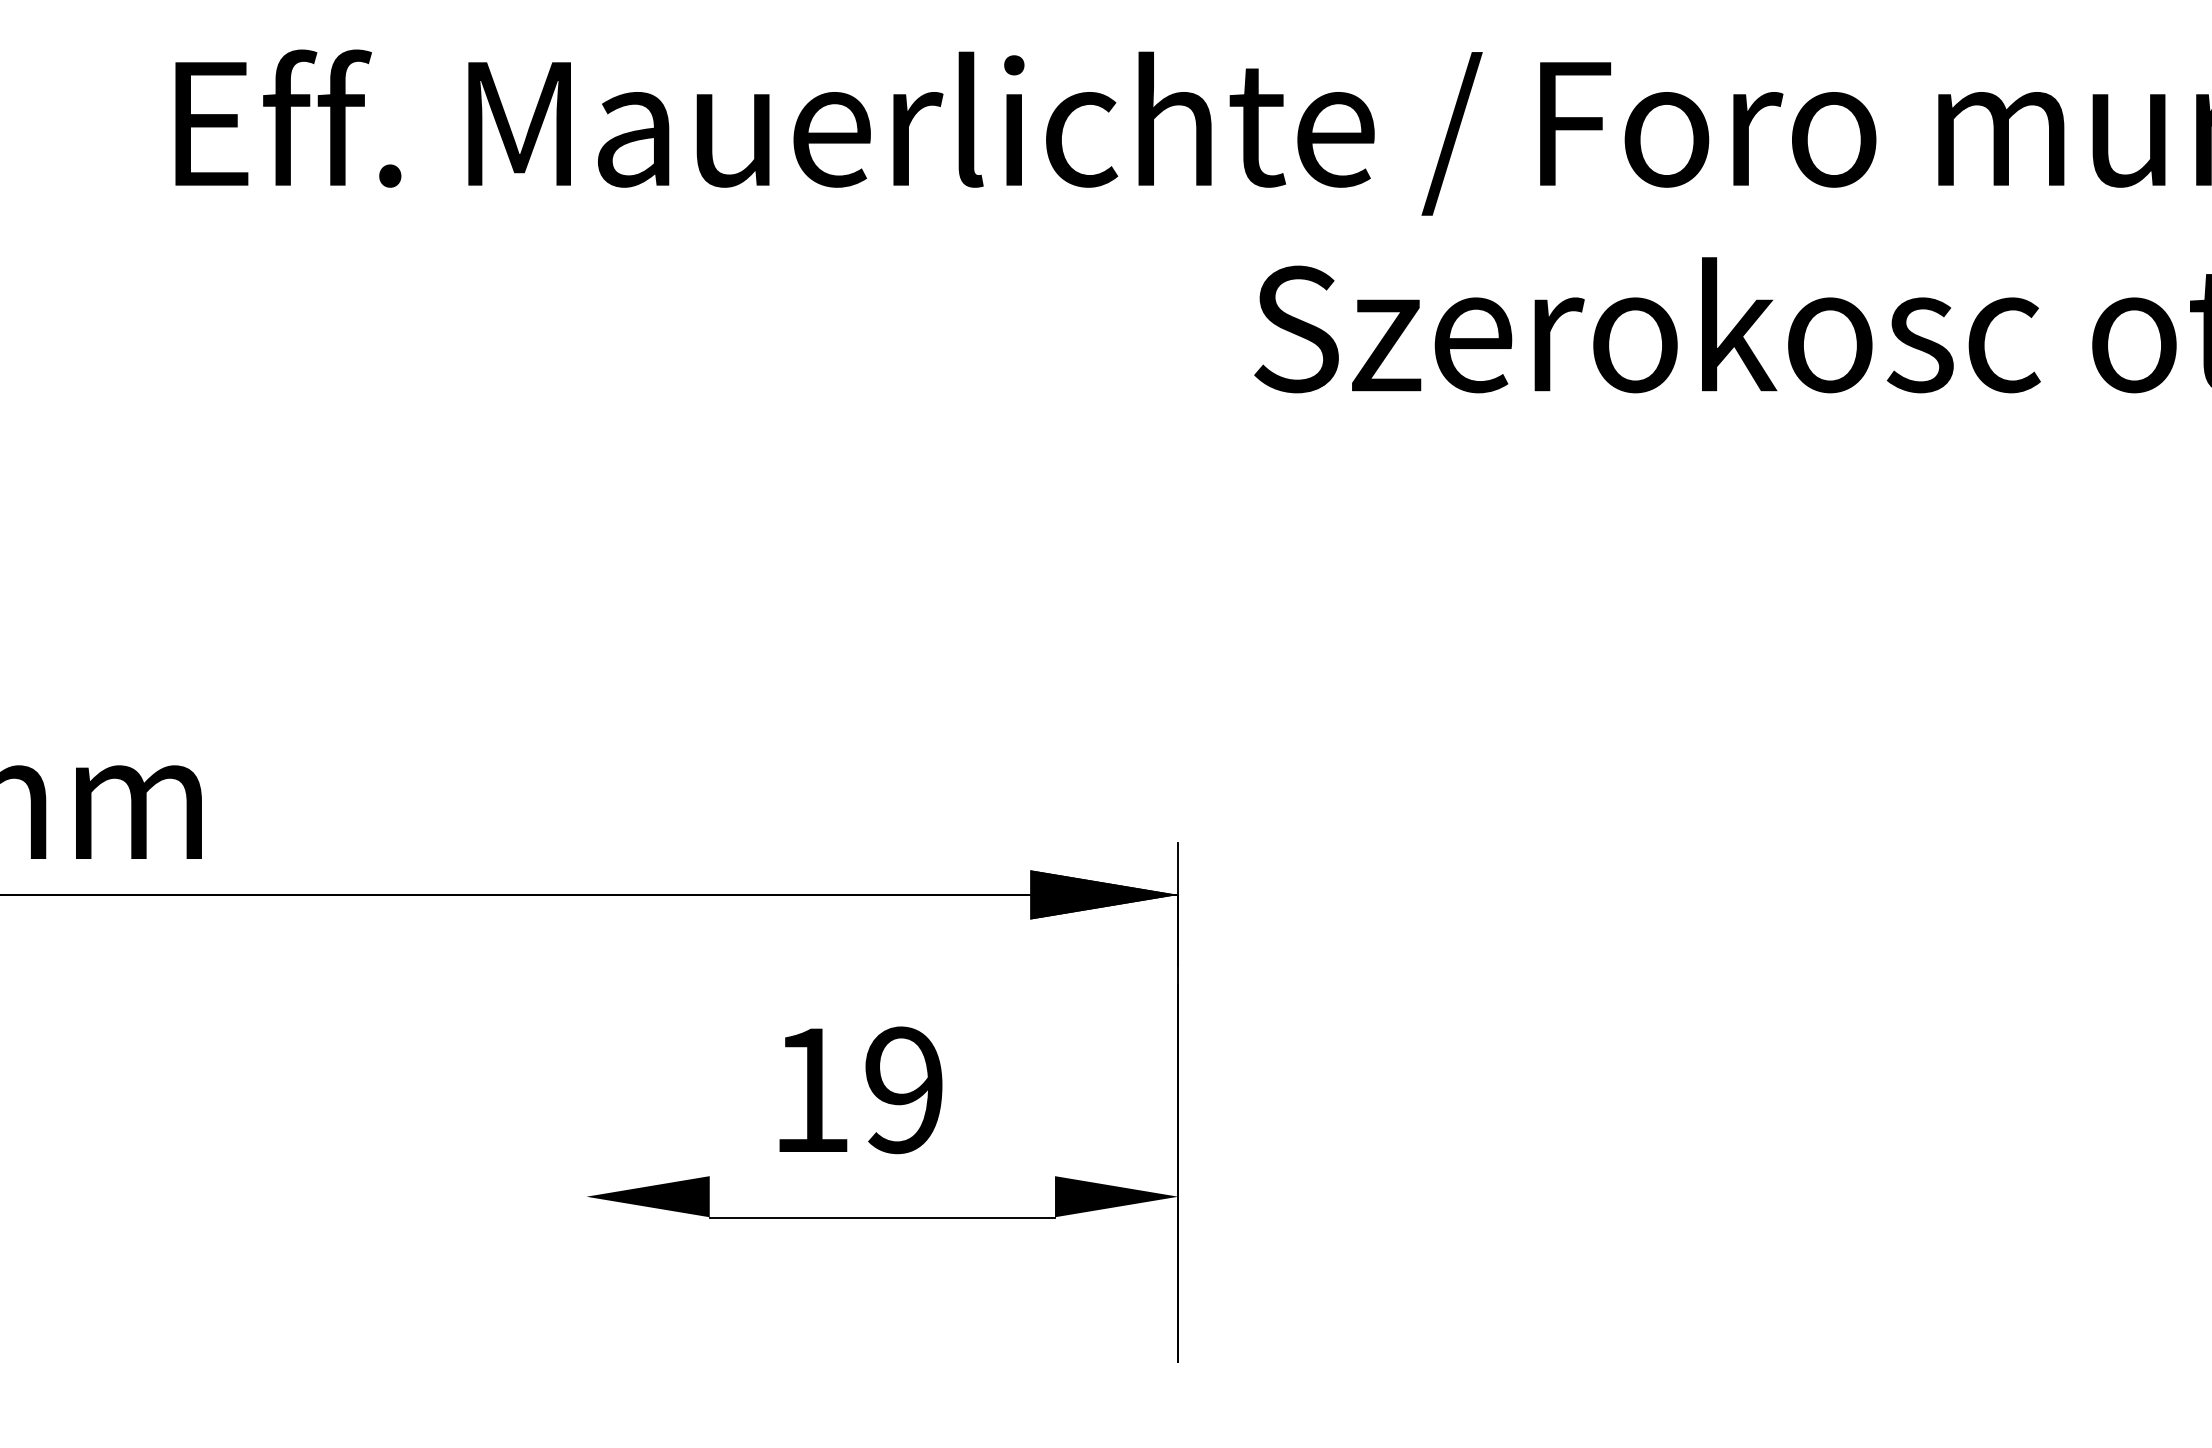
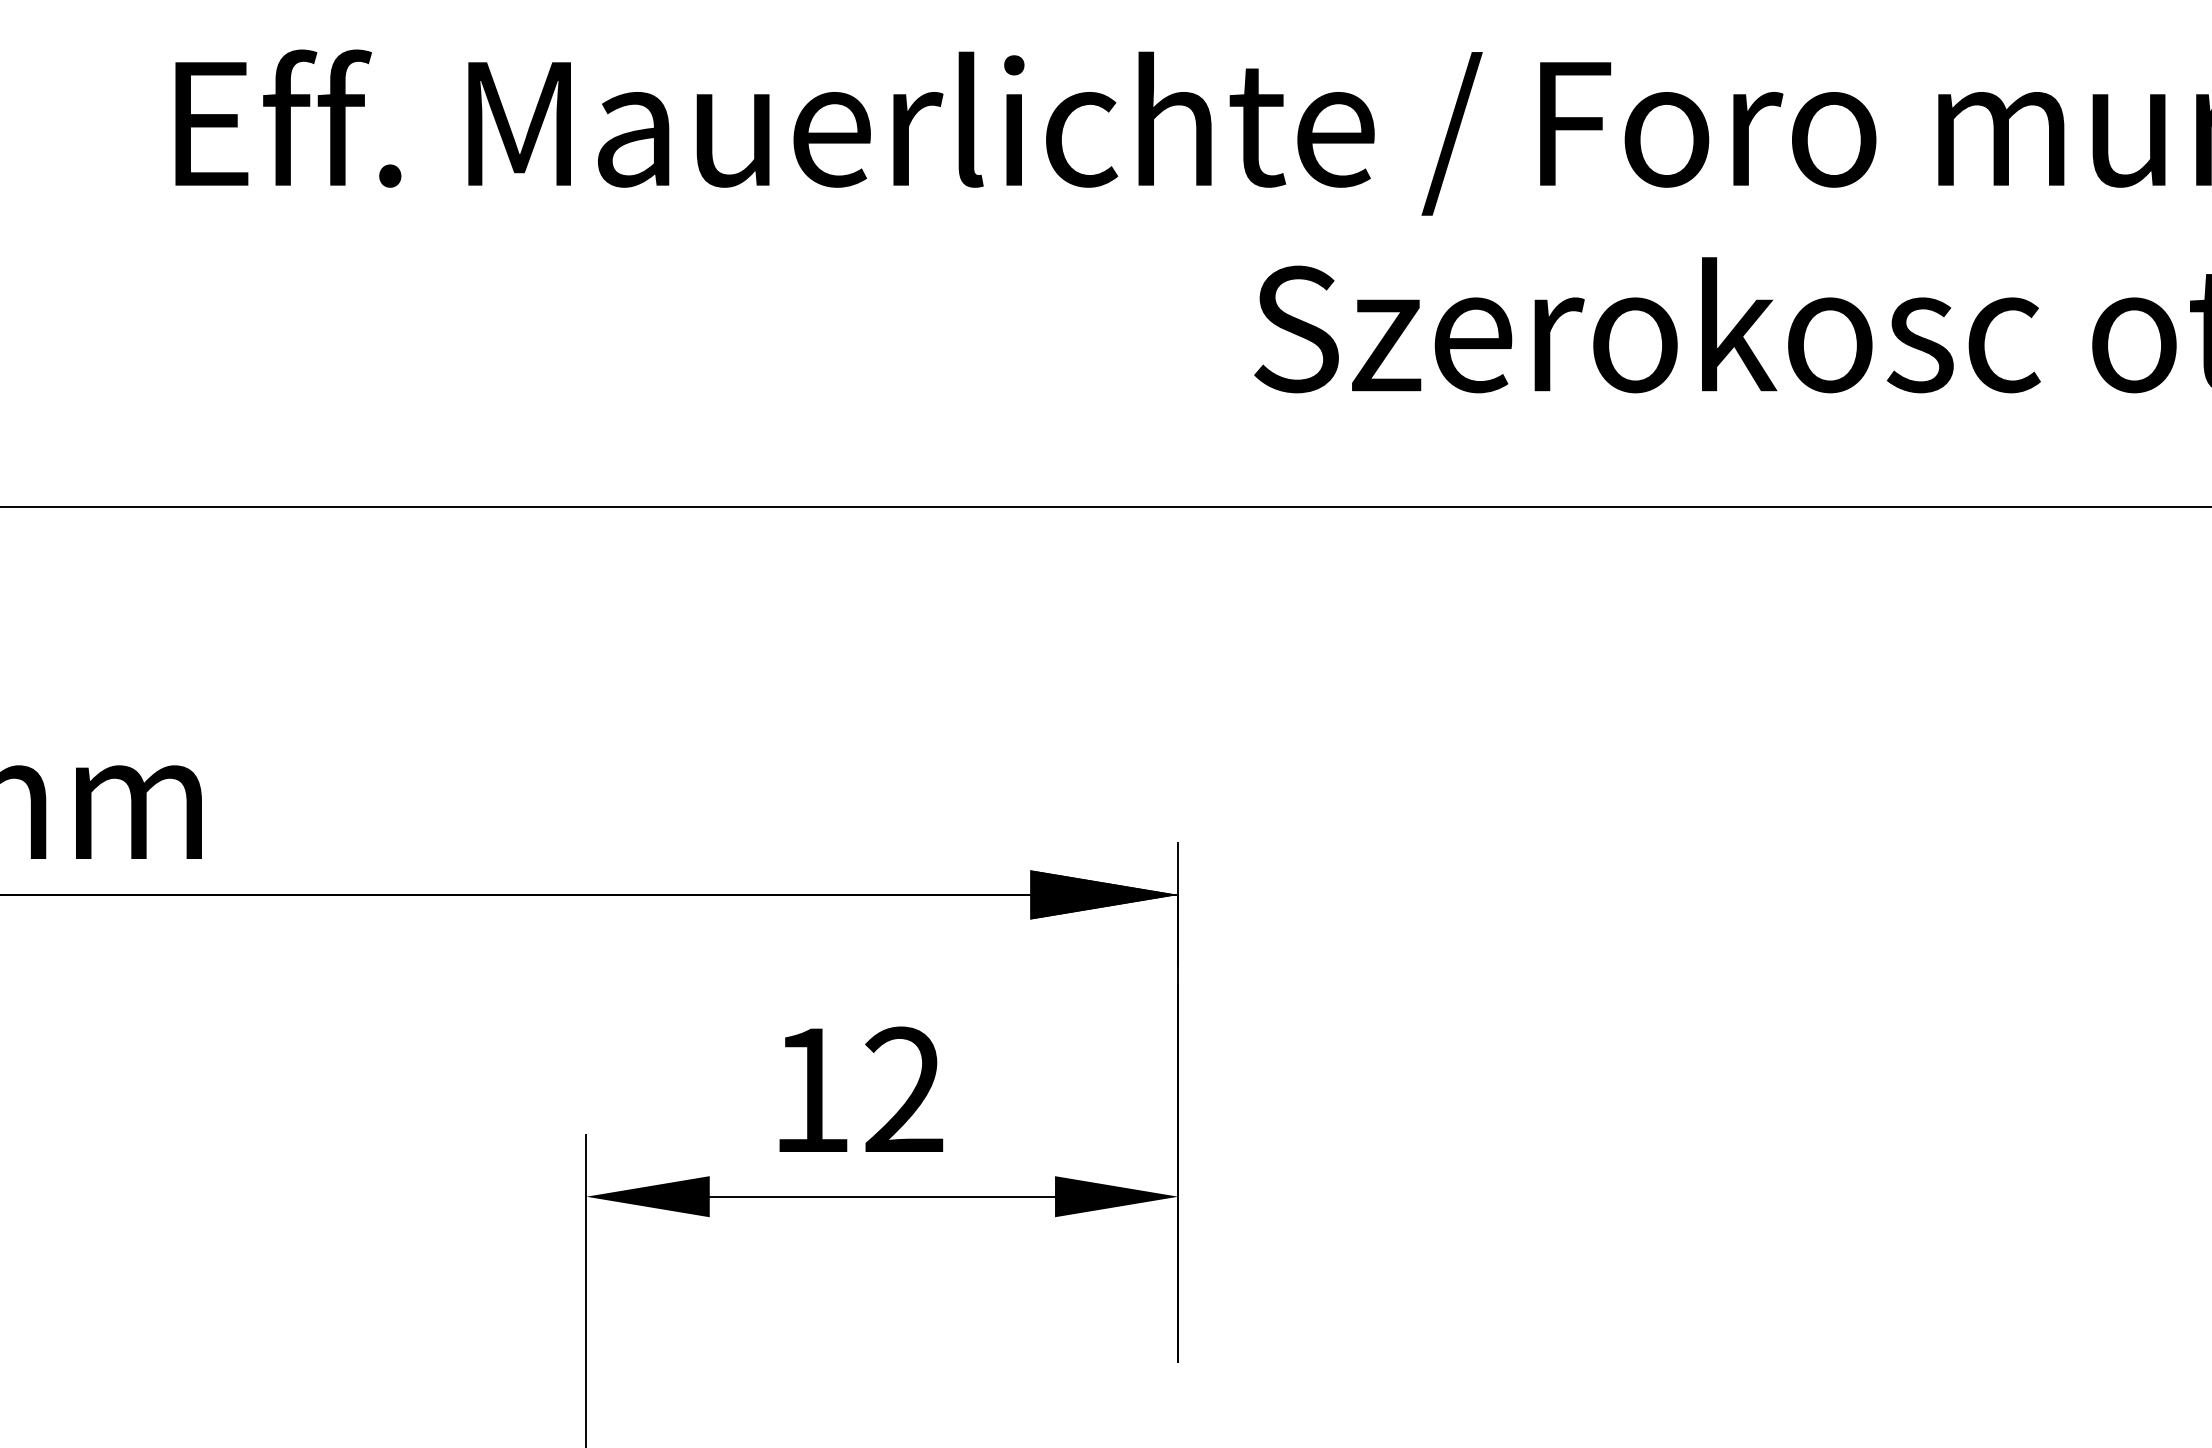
line: none -> present (1105, 506)
text: 19 -> 12 (904, 1090)
line position: (882, 1217) -> (882, 1196) (882, 1196)
line: none -> present (586, 1289)
